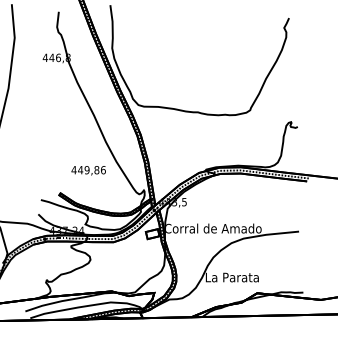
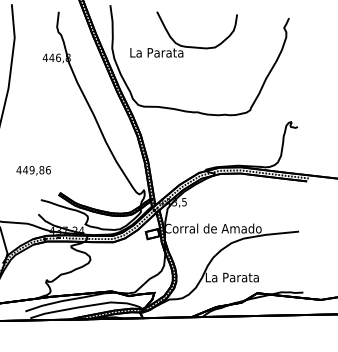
part: none -> present (178, 43)
text position: (88, 170) -> (33, 170) (33, 170)
